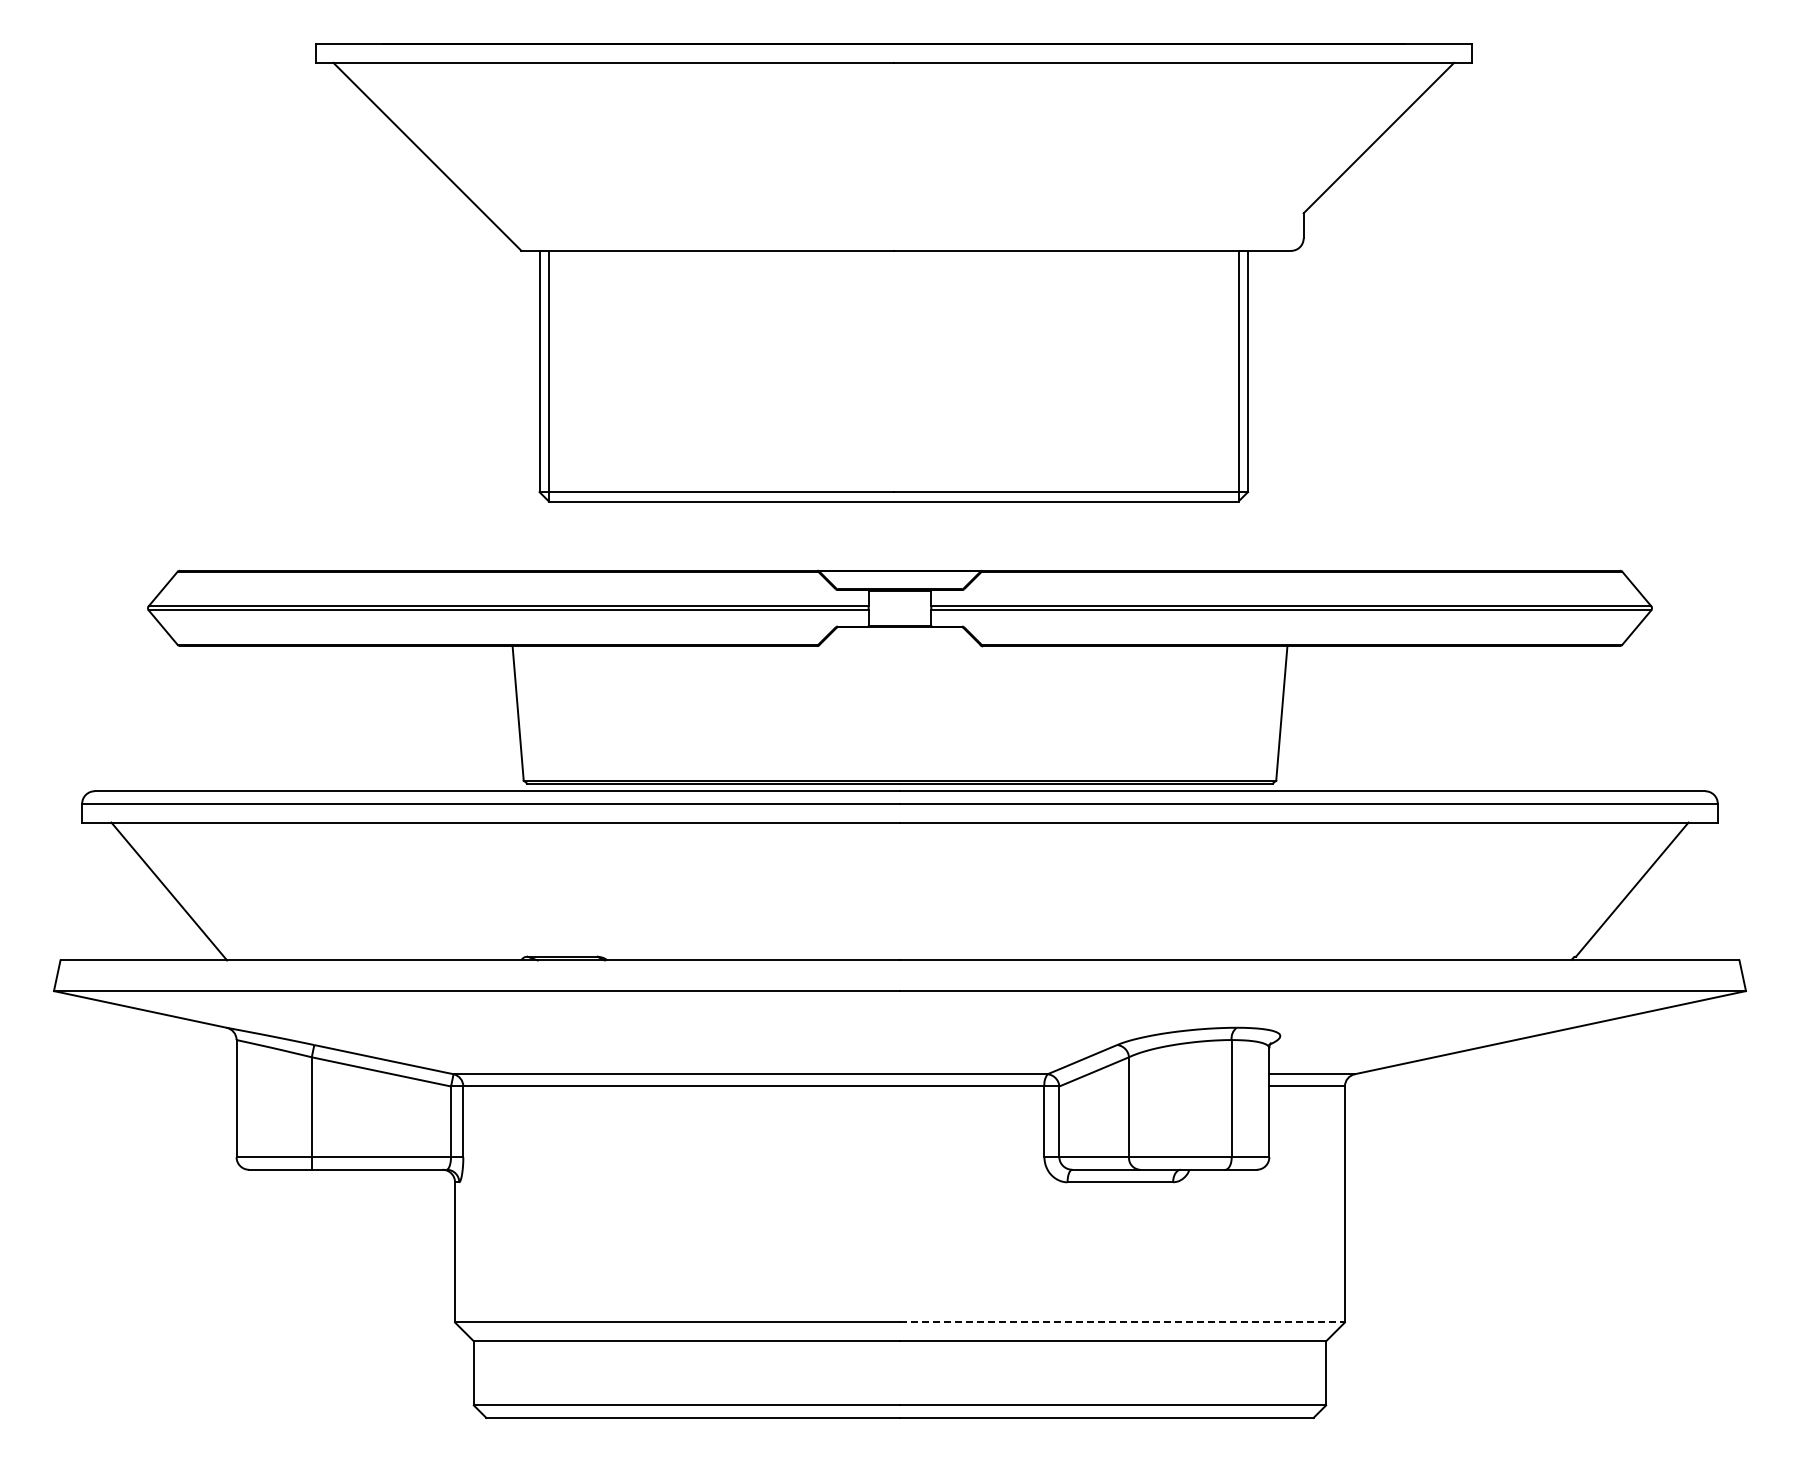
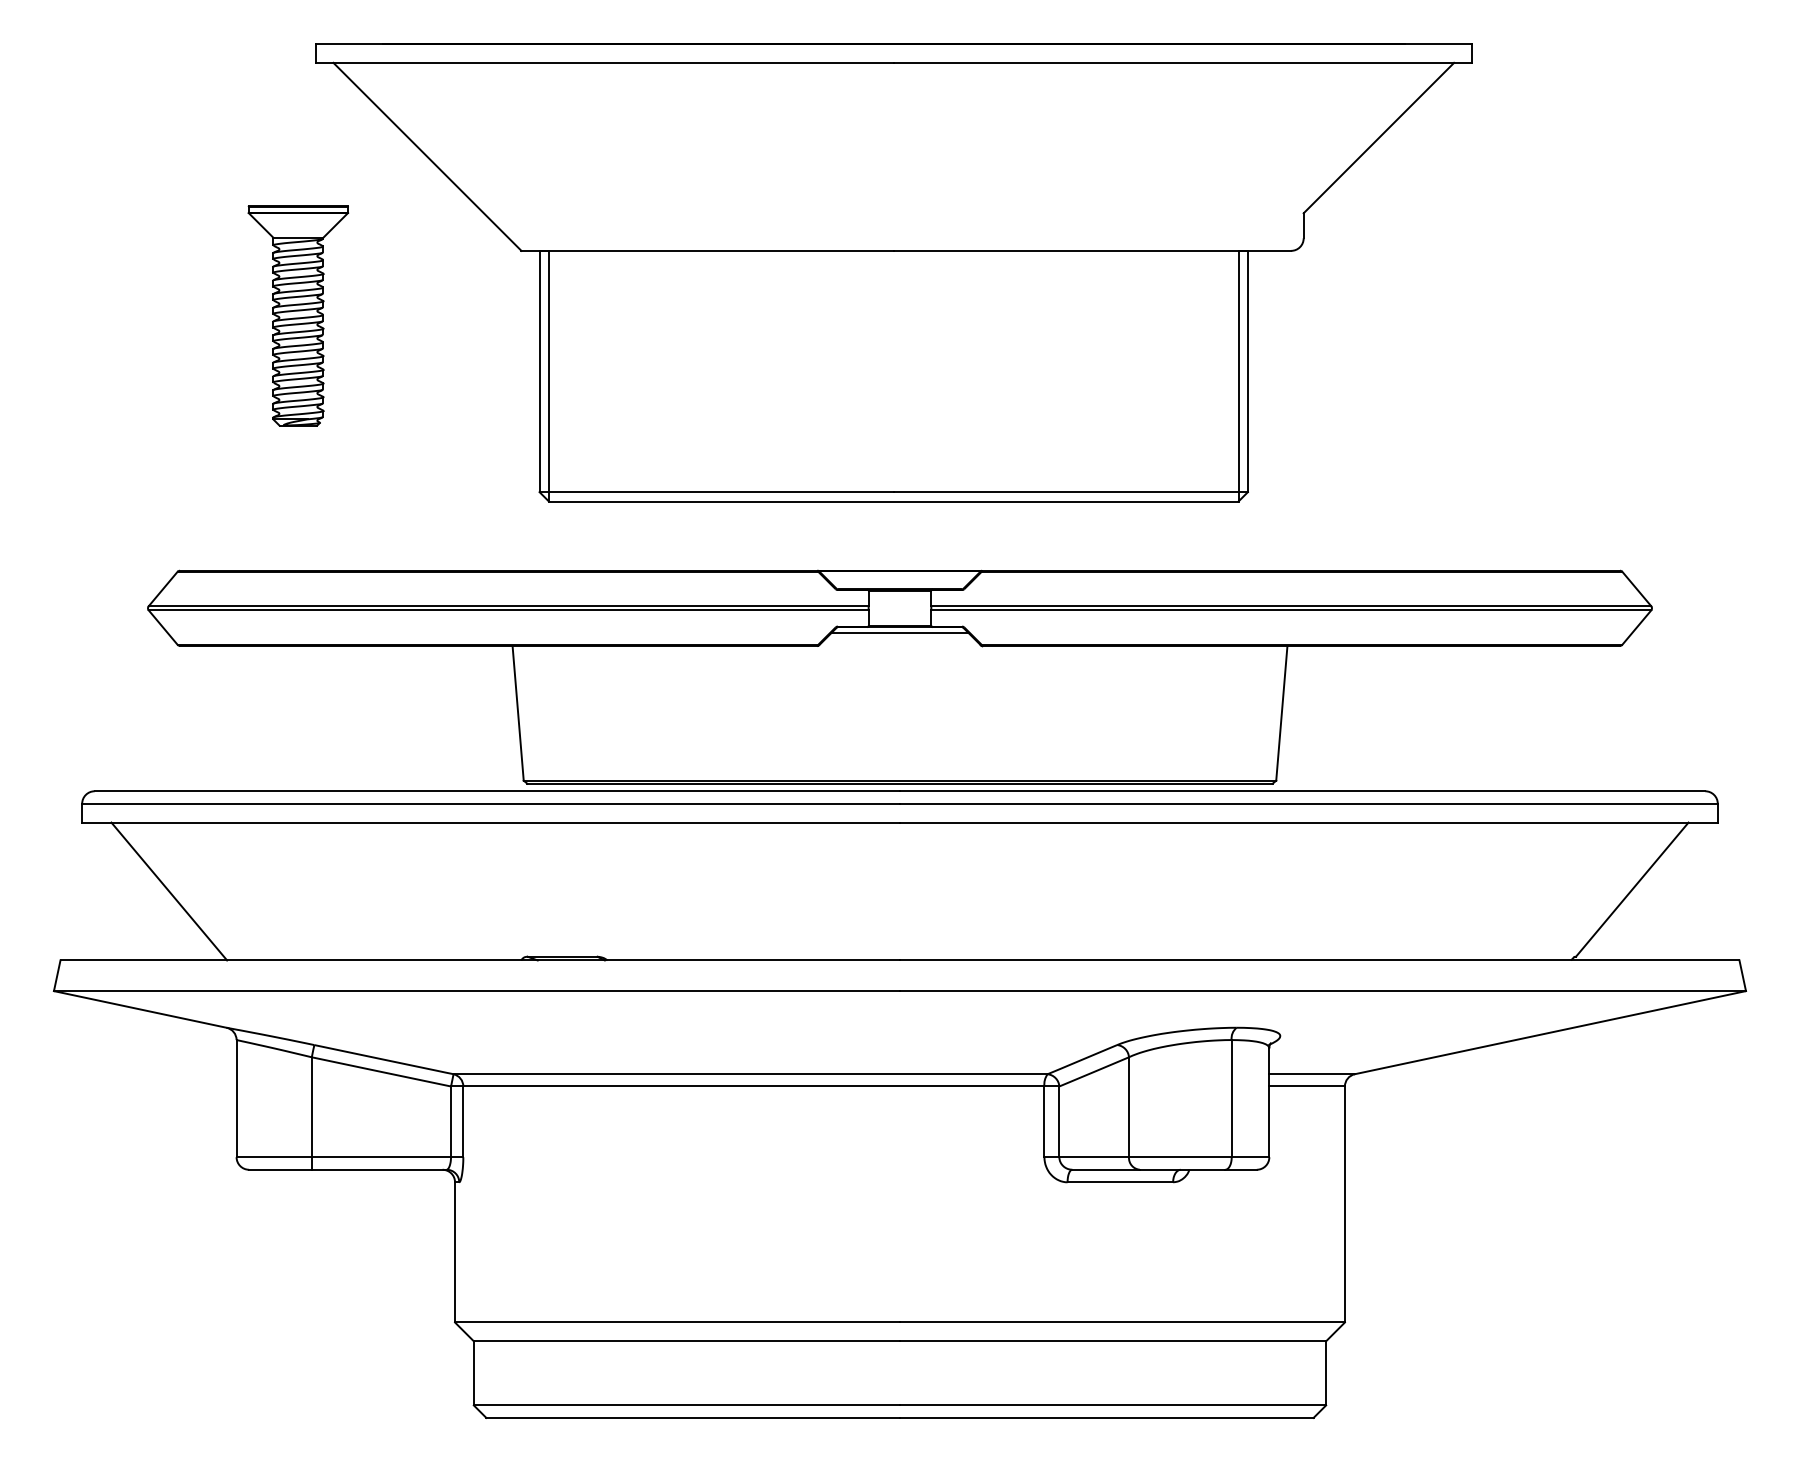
part: none -> present (298, 315)
line: none -> present (899, 632)
line: dashed -> solid (1122, 1322)
